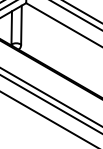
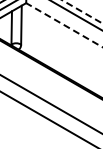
line: solid -> dashed (82, 12)
line: solid -> dashed (64, 25)
line: present -> none (50, 97)
